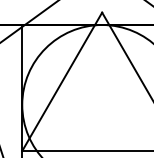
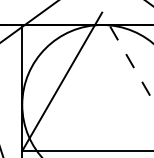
line: solid -> dashed (127, 56)
